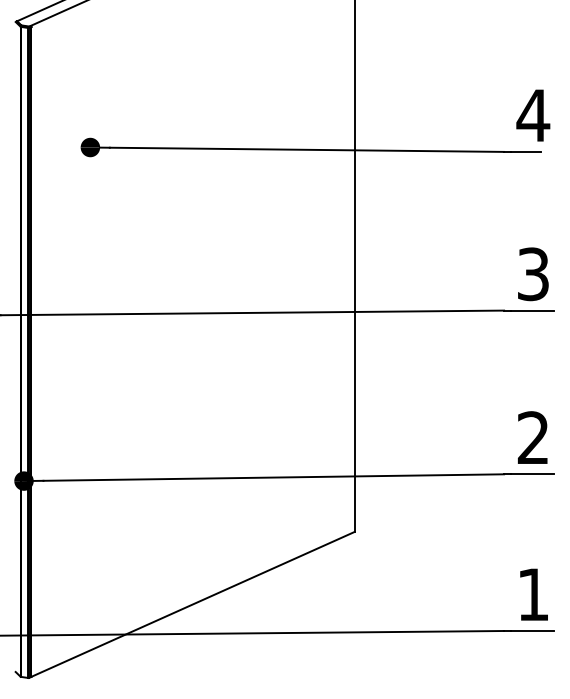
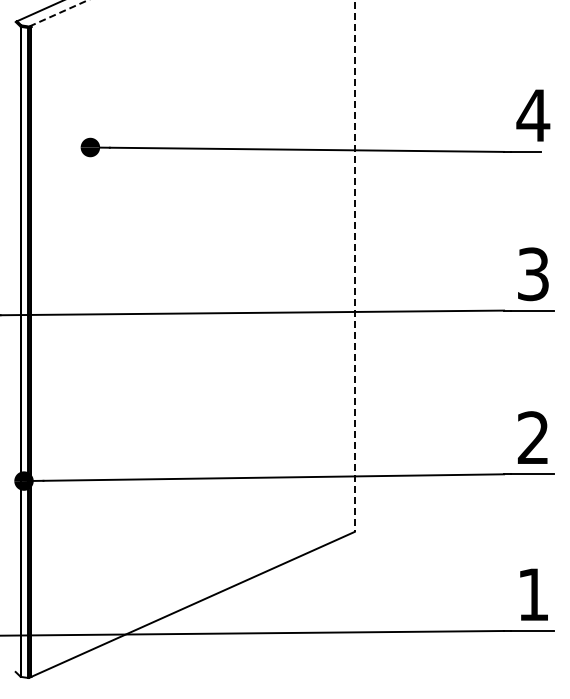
line: solid -> dashed (59, 13)
line: solid -> dashed (354, 266)
